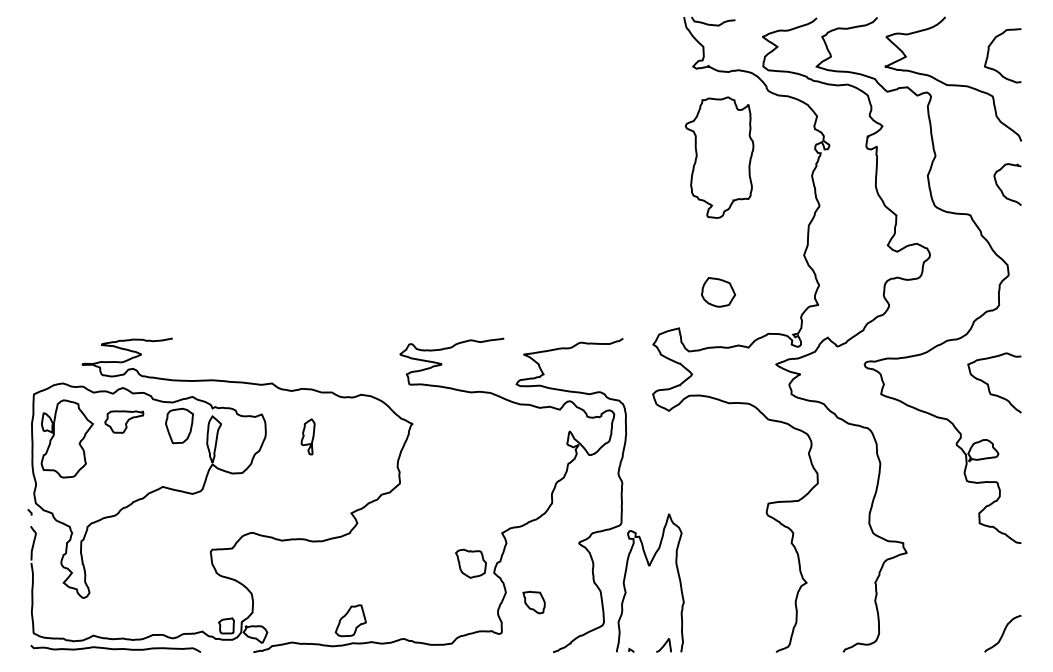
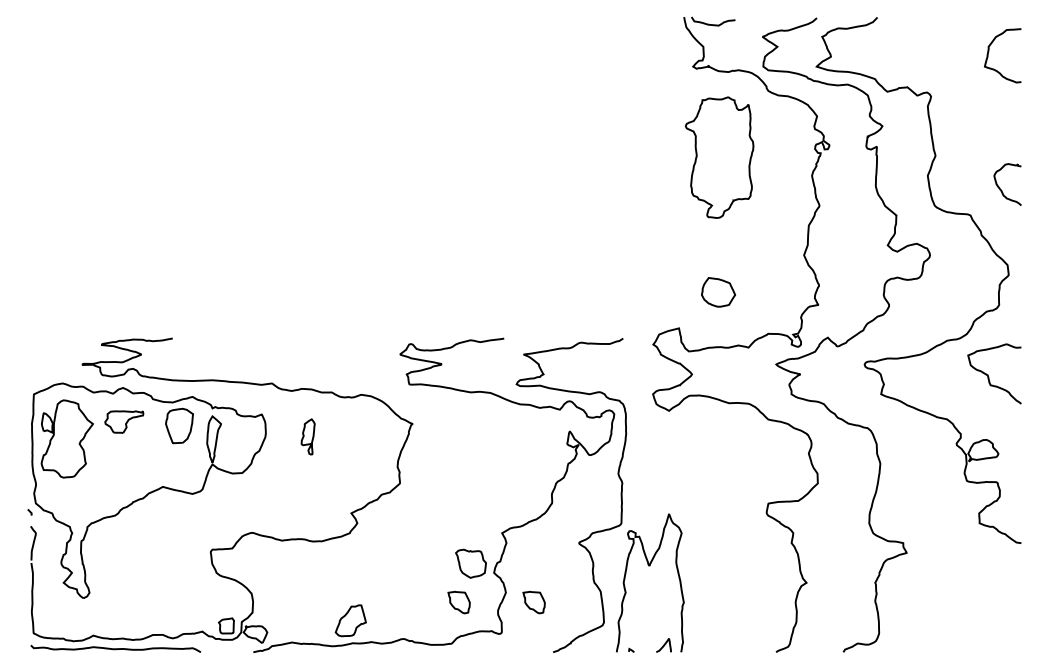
curve: present -> none (952, 84)
curve position: (988, 383) -> (988, 374) (988, 374)
part: none -> present (458, 602)
curve: present -> none (1002, 633)
